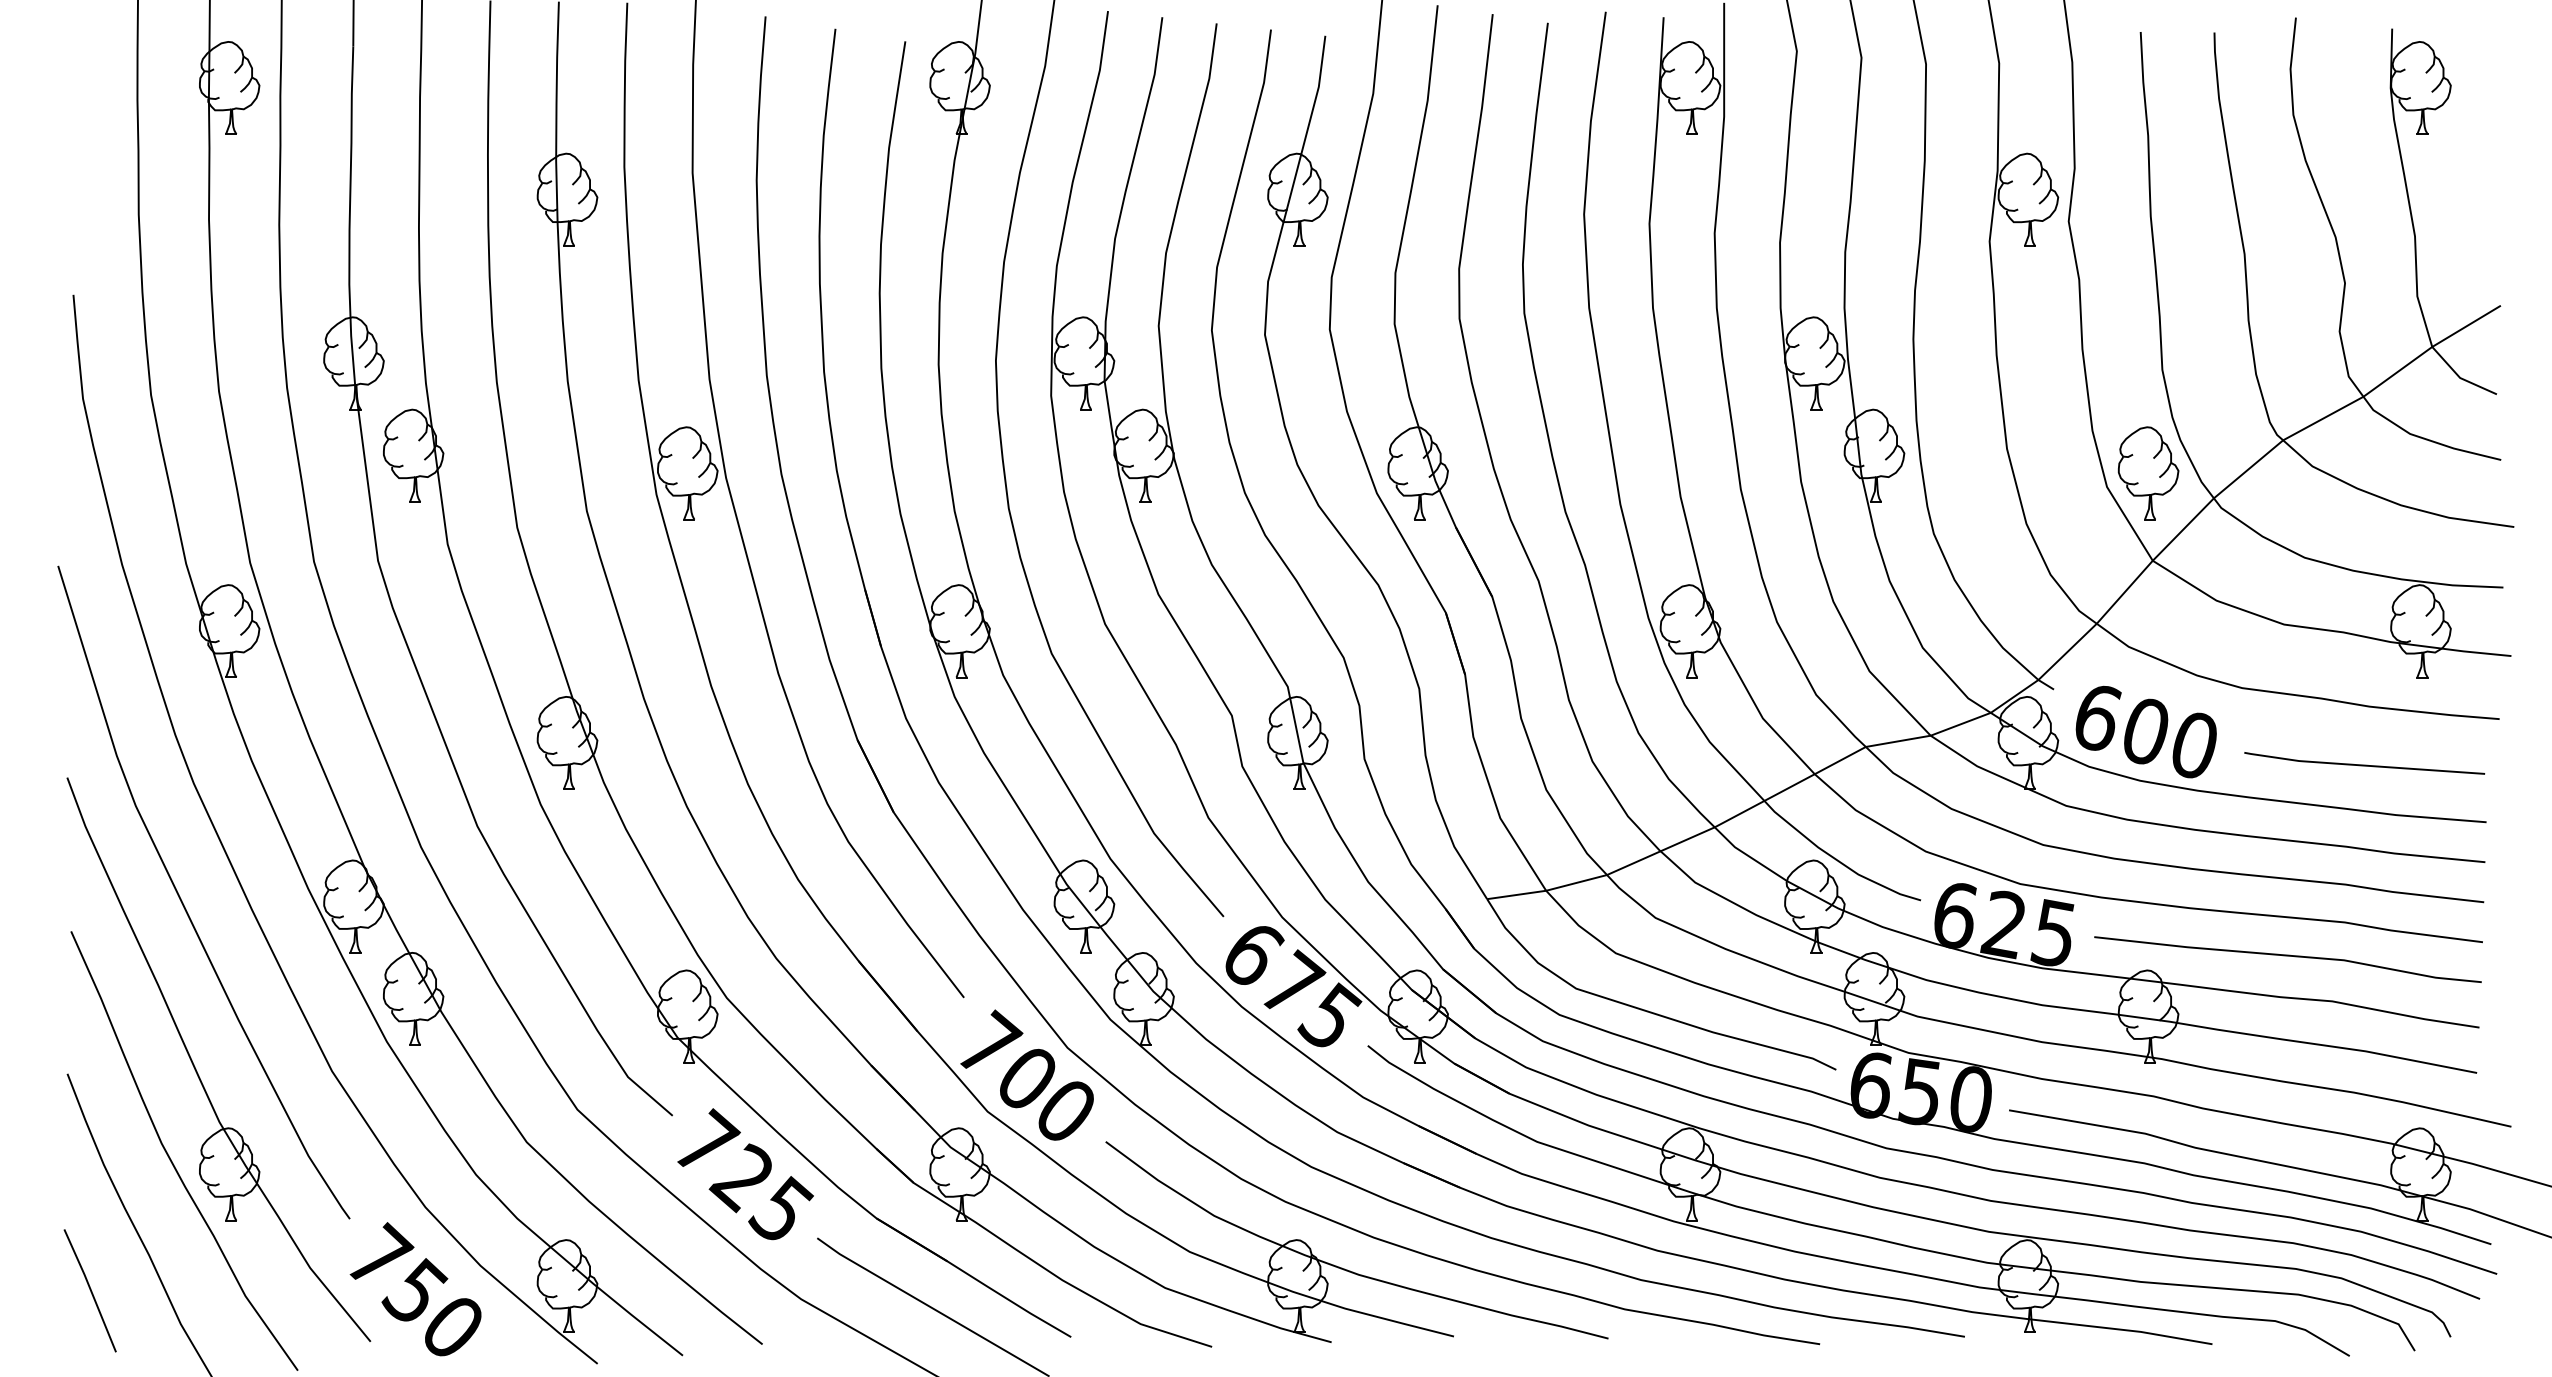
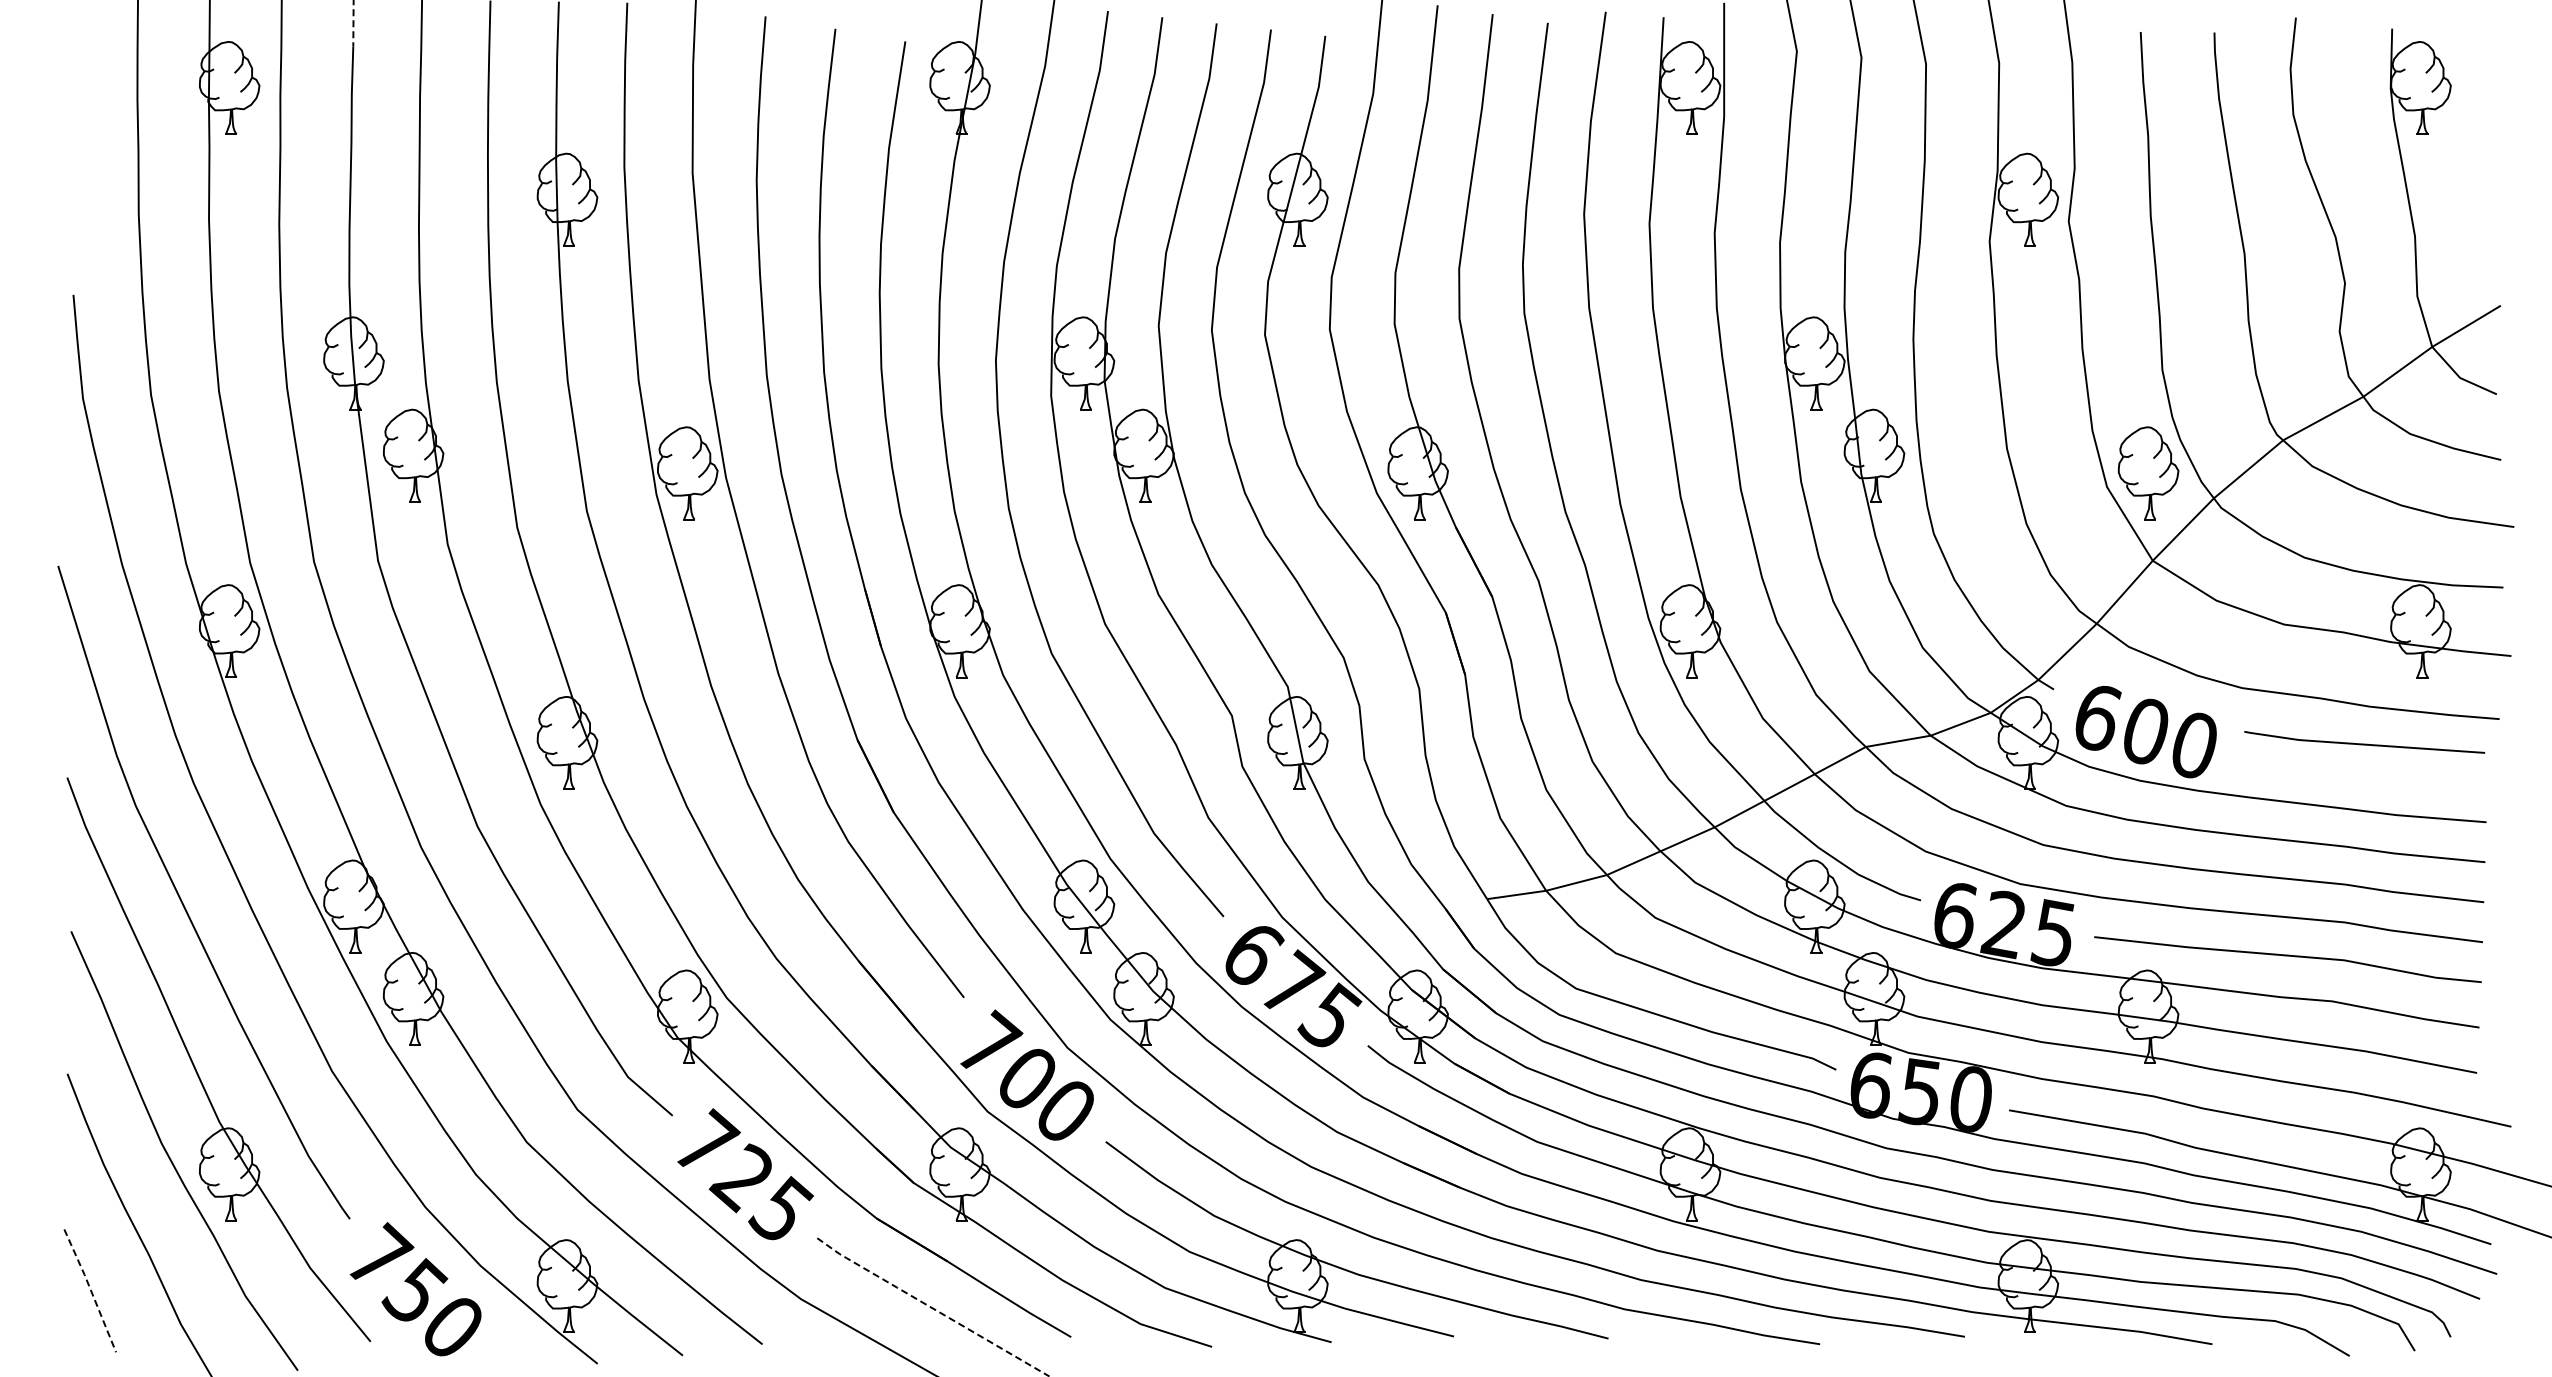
line: solid -> dashed (353, 23)
line position: (2364, 764) -> (2364, 743) (2364, 743)
line: solid -> dashed (90, 1290)
line: solid -> dashed (932, 1307)
